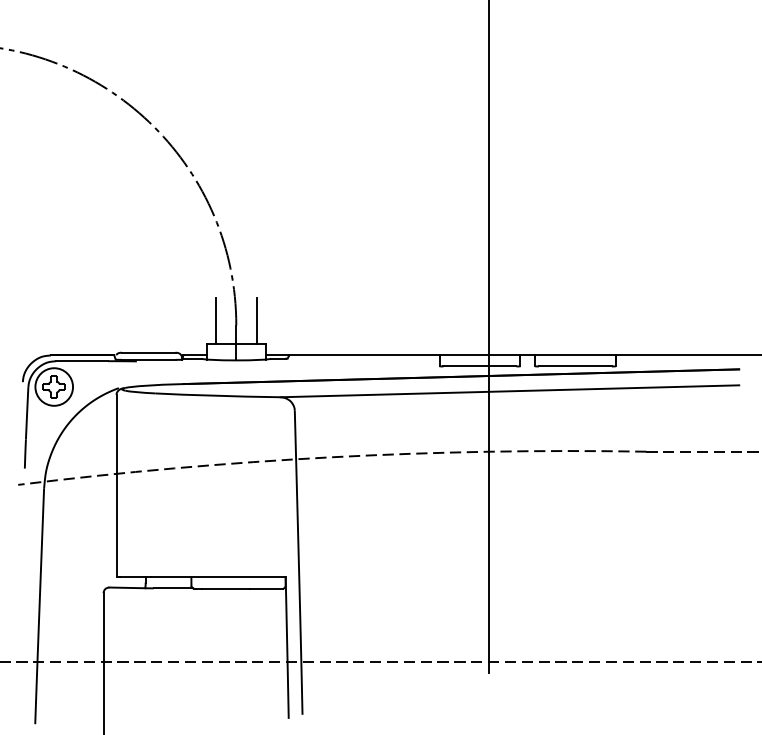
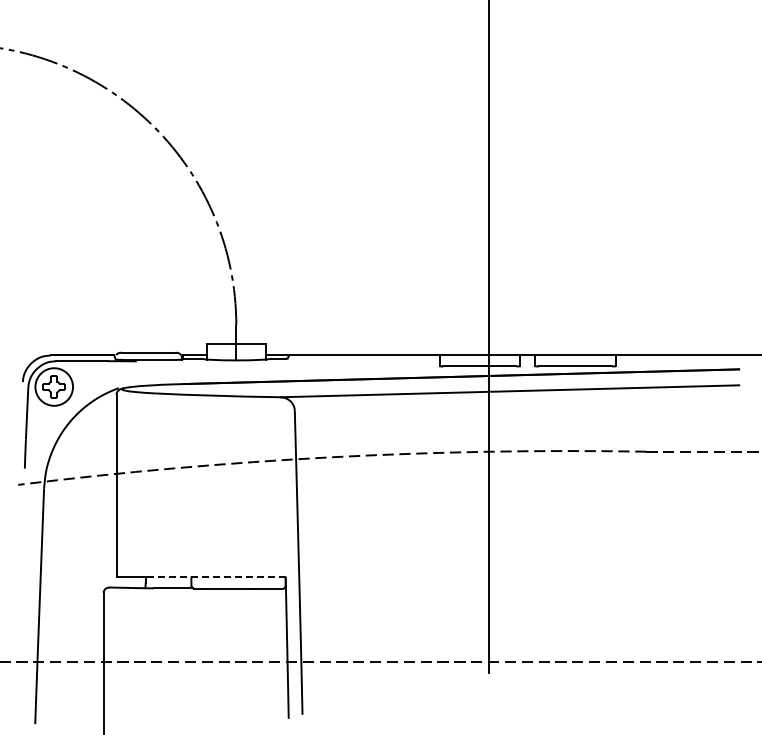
line: present -> none (215, 321)
line: present -> none (256, 321)
line: solid -> dashed (218, 577)
